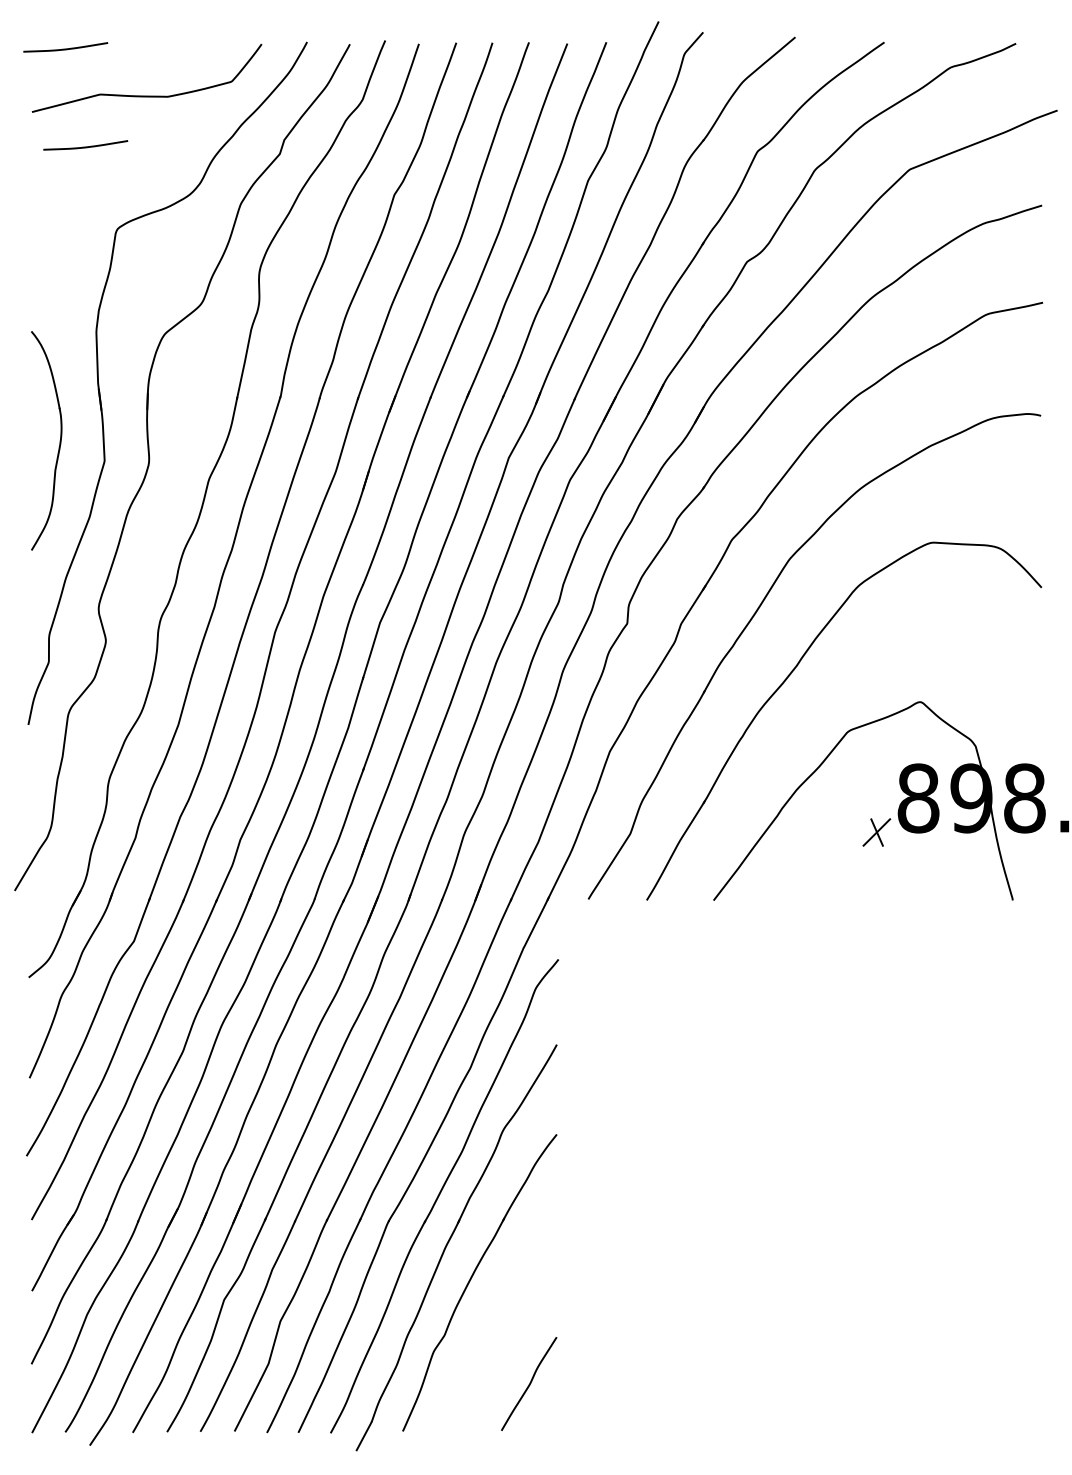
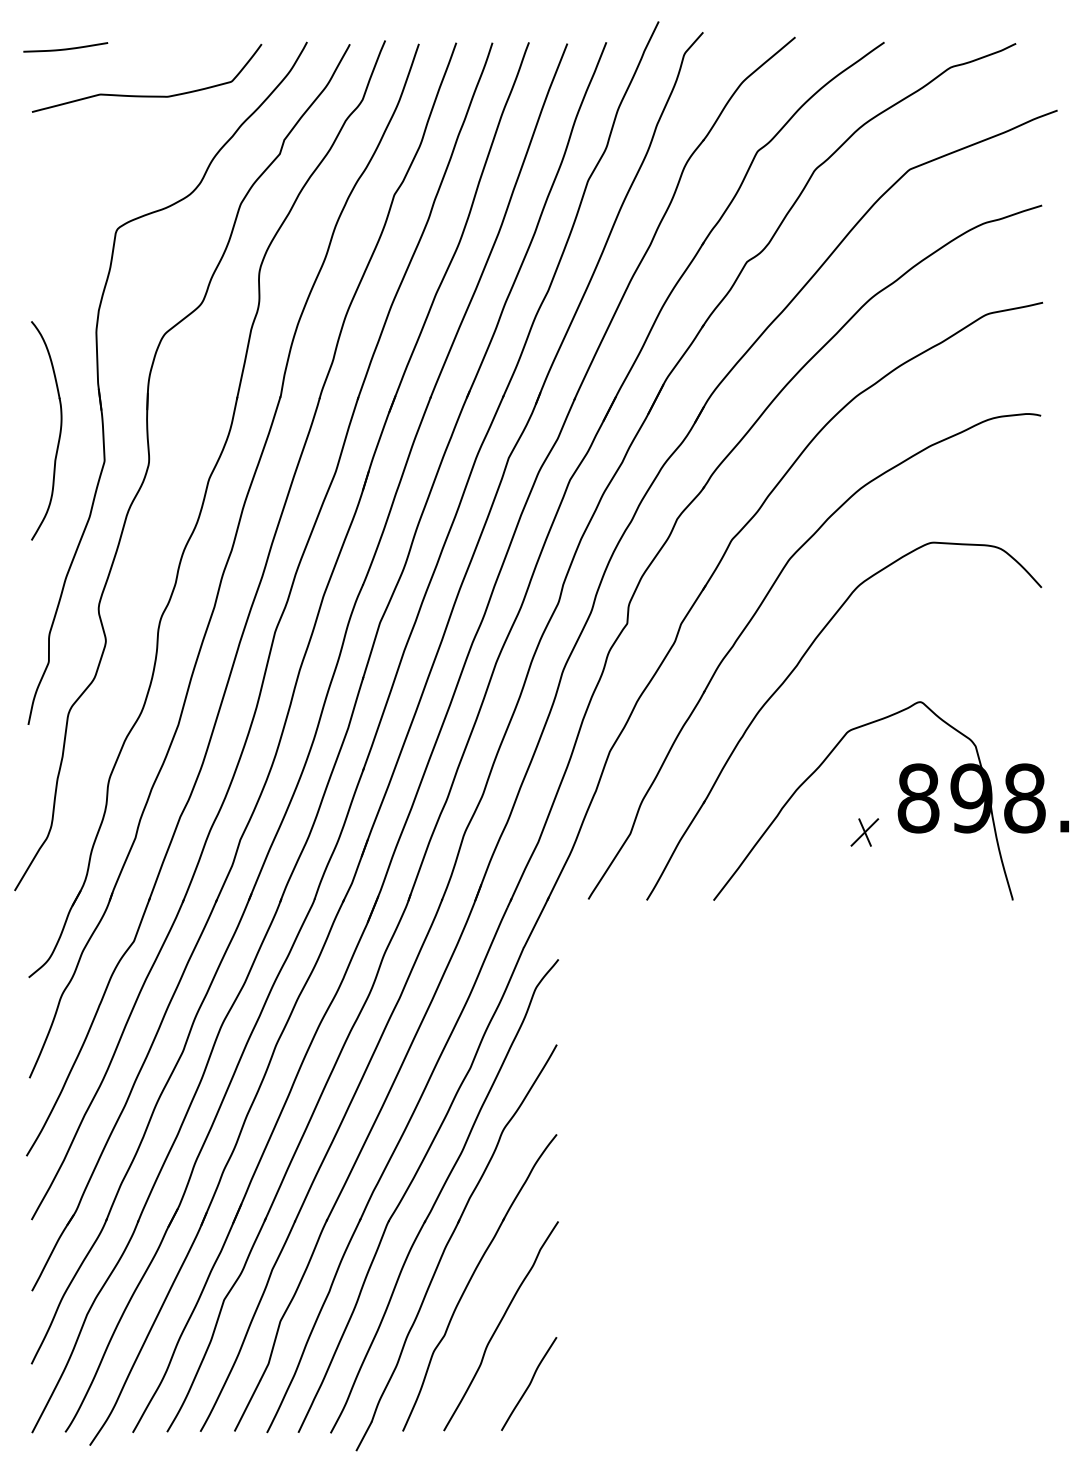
curve: present -> none (85, 146)
part position: (59, 440) -> (59, 430) (59, 430)
part position: (876, 832) -> (864, 832) (864, 832)
curve: none -> present (499, 1325)
